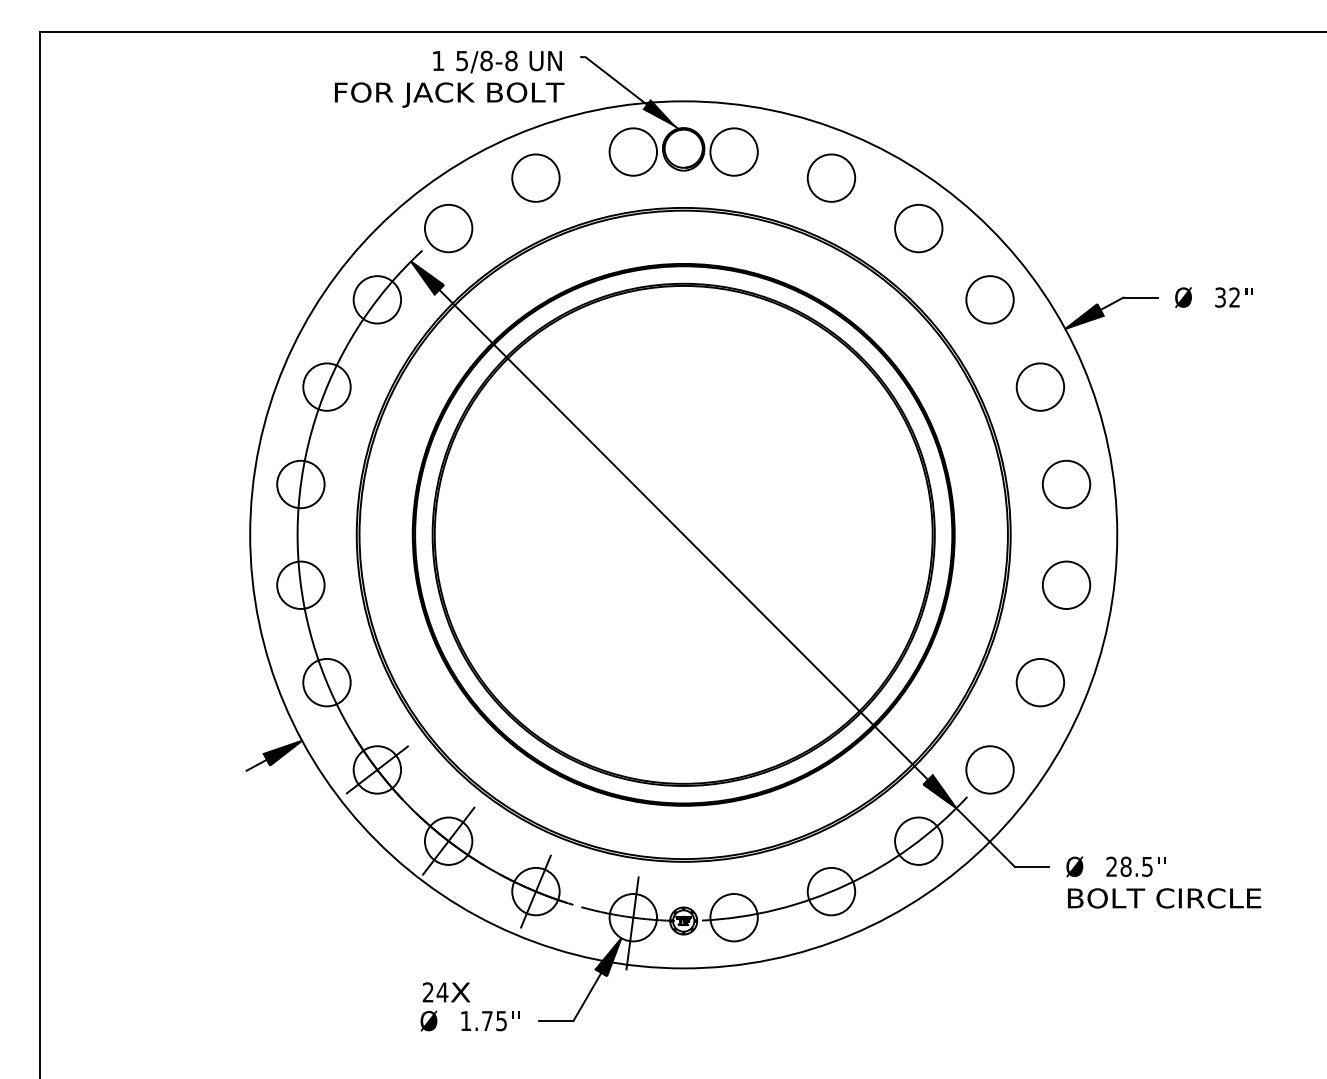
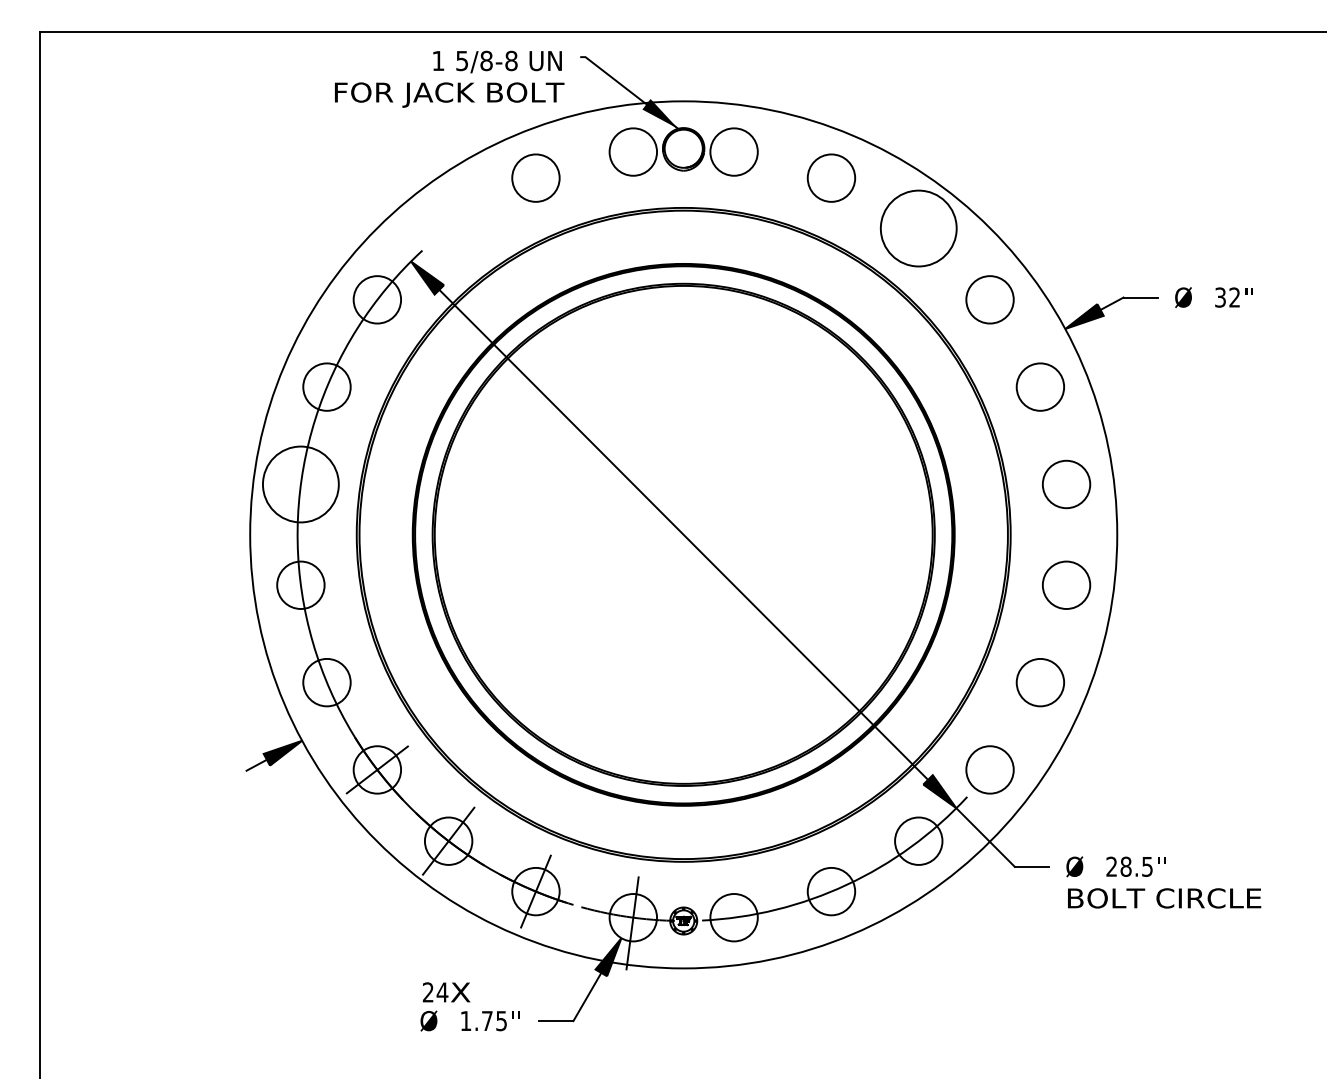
circle: present -> none (448, 228)
circle diameter: 47 px -> 76 px (918, 228)
circle diameter: 47 px -> 76 px (300, 484)
